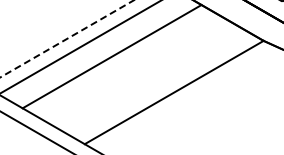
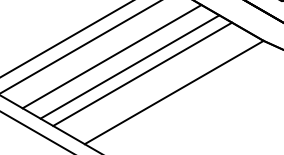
line: dashed -> solid (66, 39)
line: none -> present (129, 66)
line: none -> present (142, 73)
